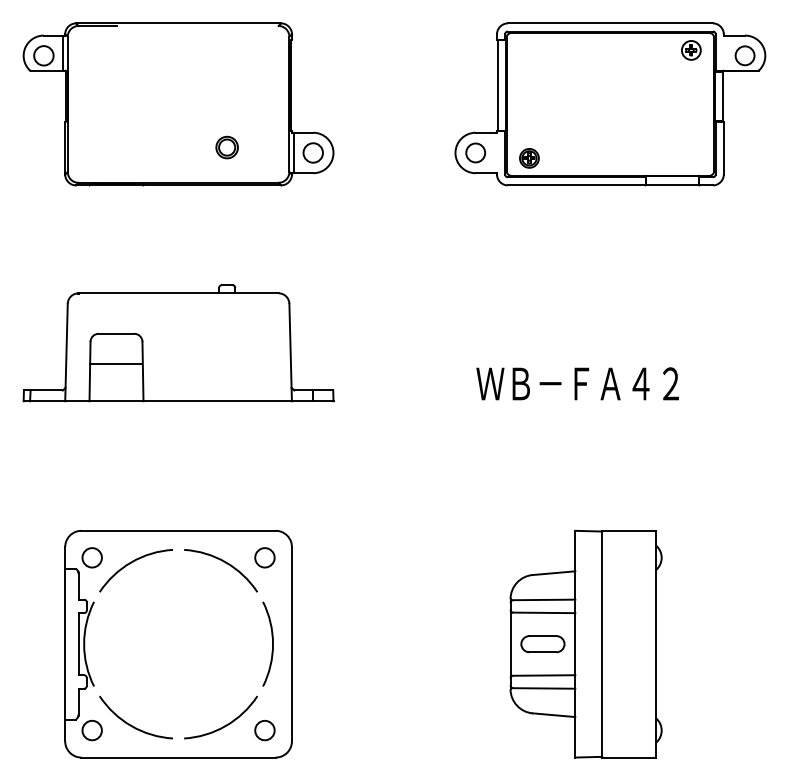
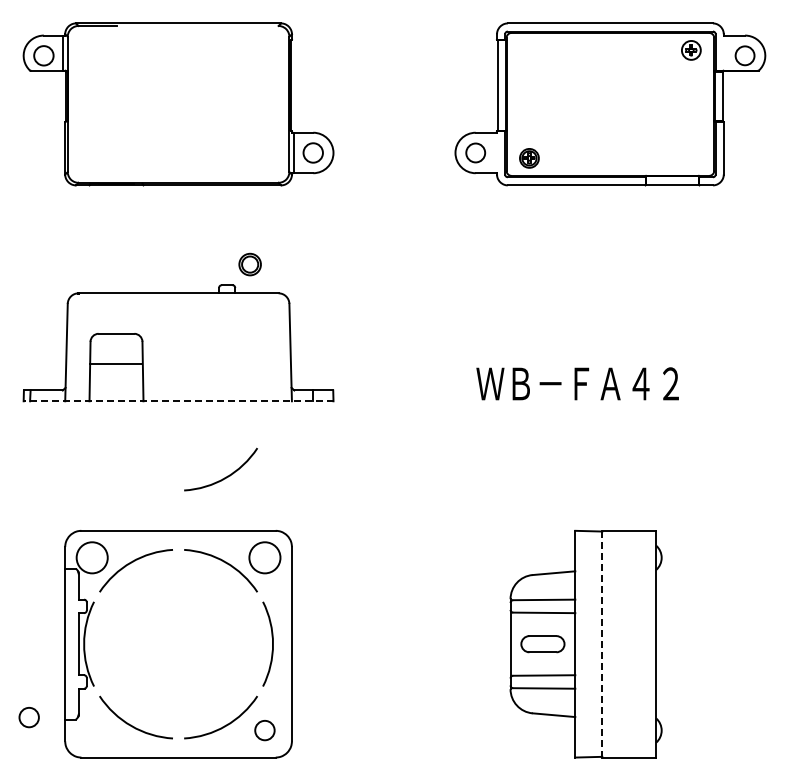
part position: (226, 147) -> (249, 264) (249, 264)
line: solid -> dashed (178, 401)
arc: none -> present (224, 477)
circle diameter: 19 px -> 31 px (91, 557)
circle diameter: 19 px -> 31 px (264, 557)
line: solid -> dashed (602, 644)
circle position: (91, 730) -> (28, 717) (28, 717)
